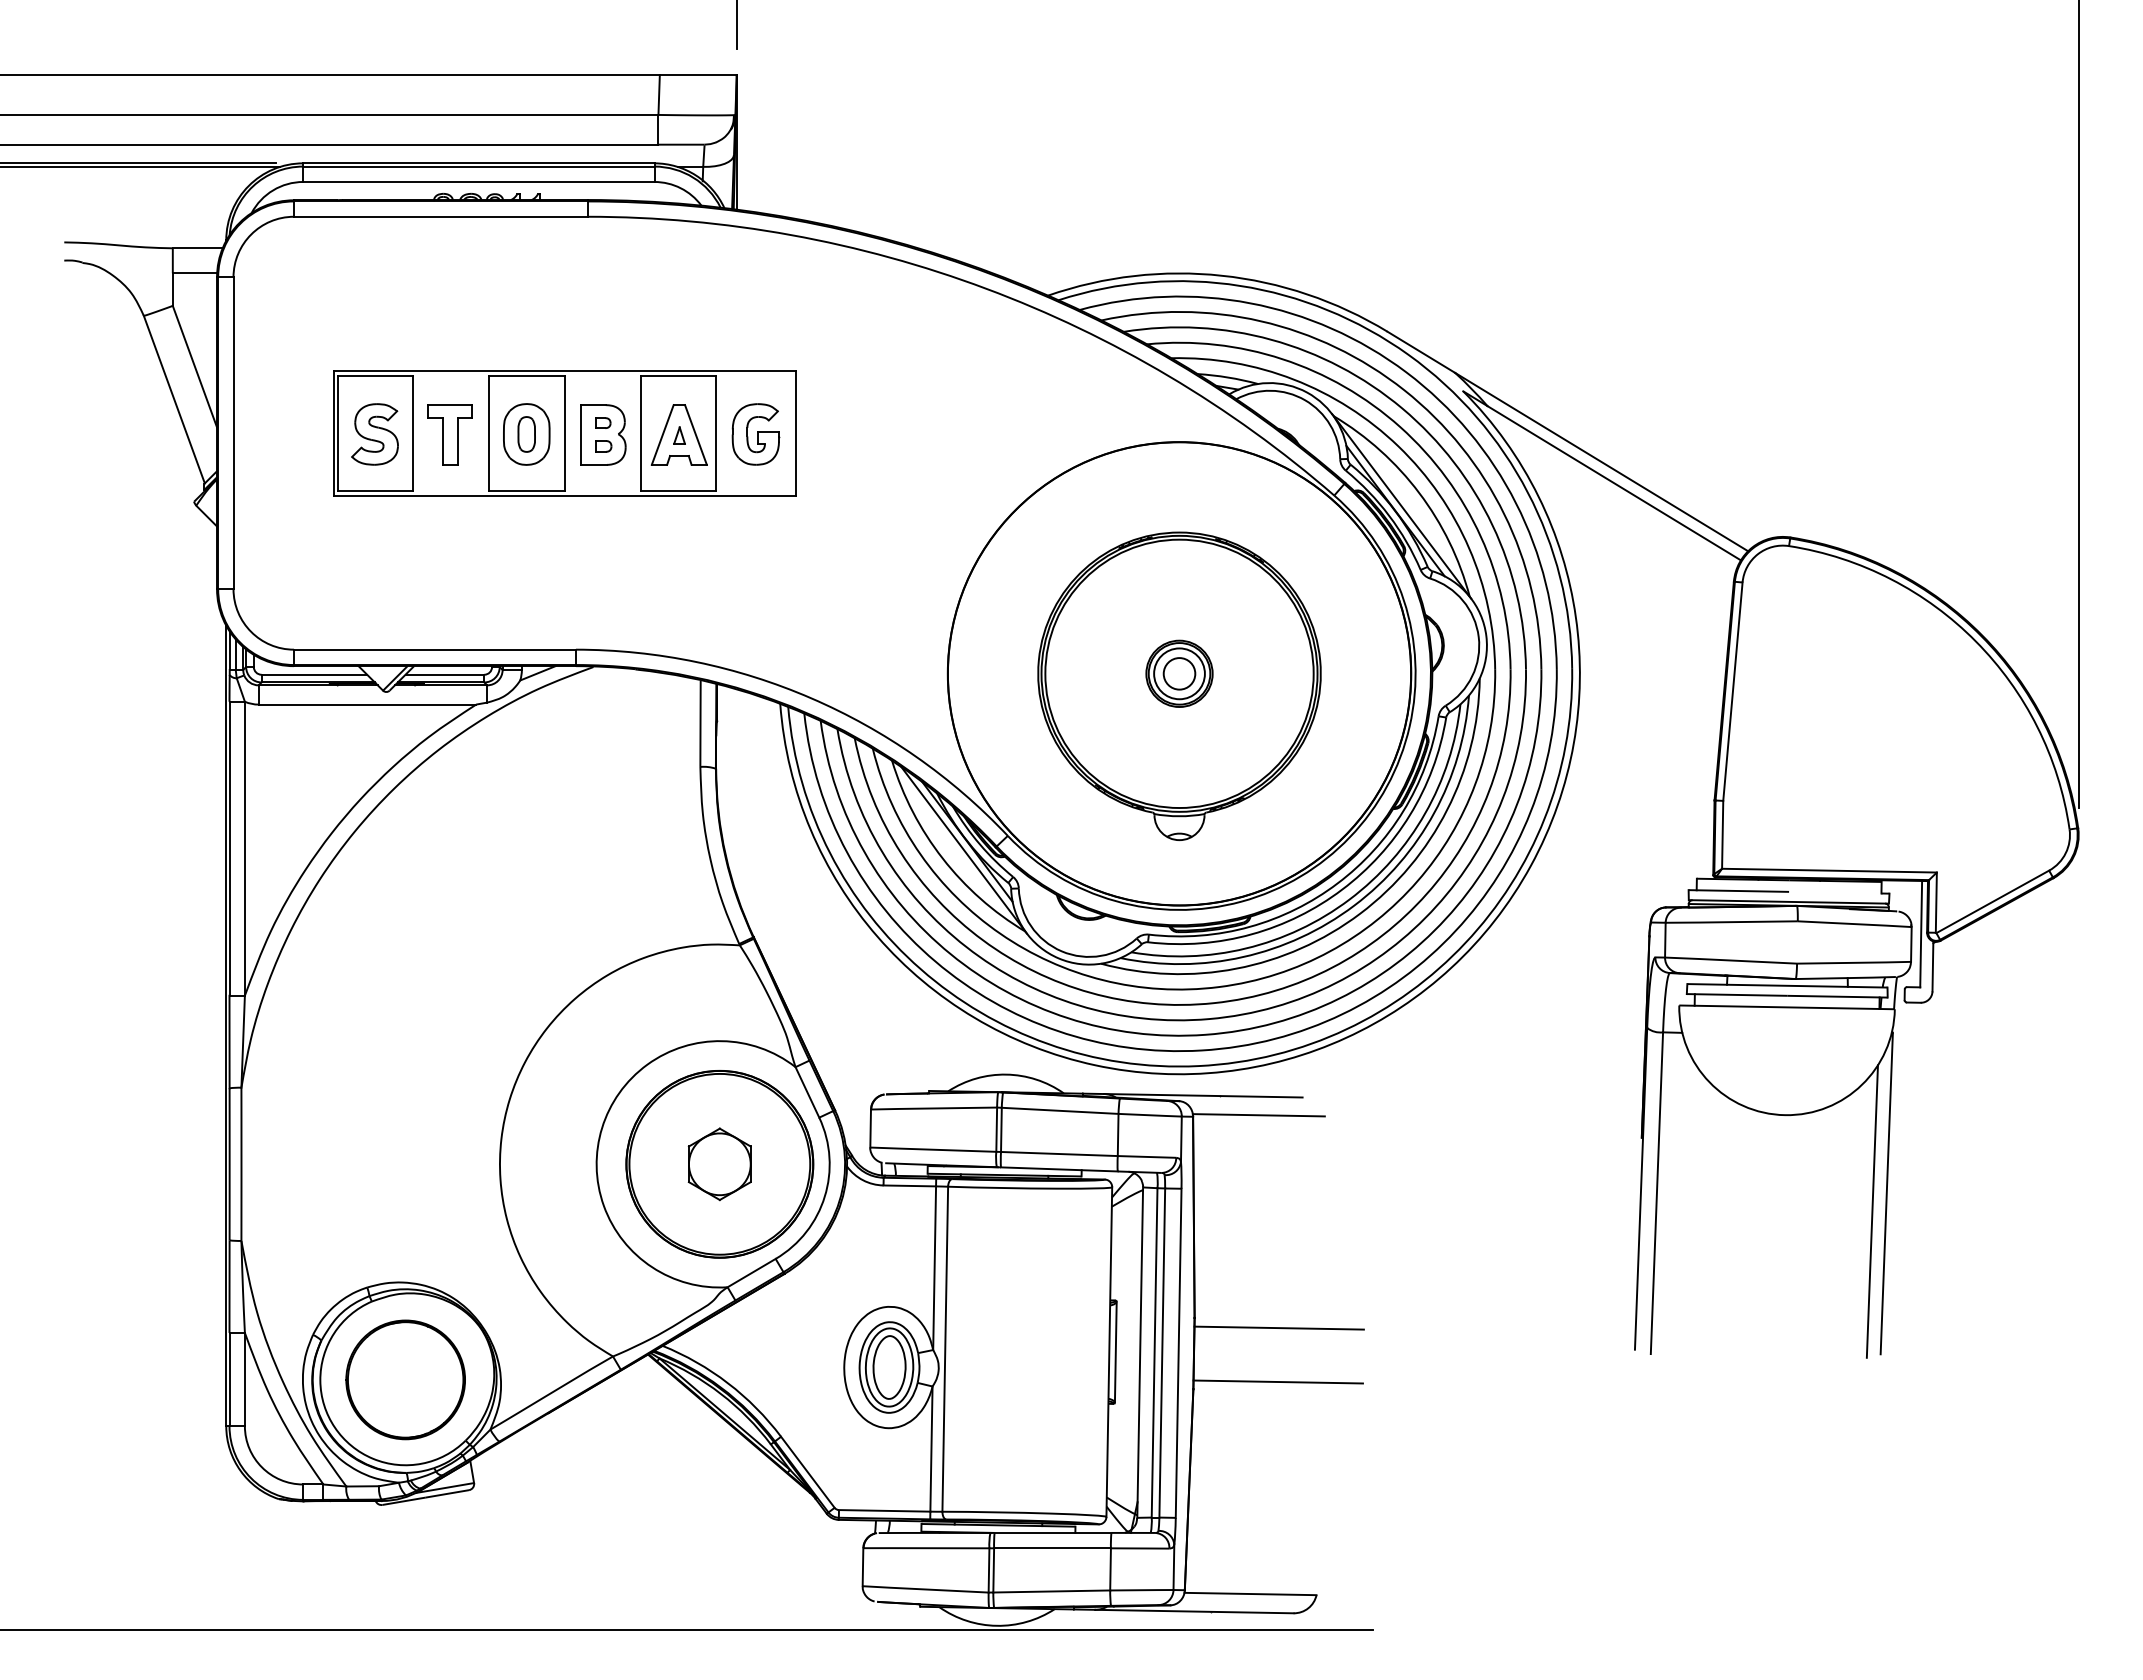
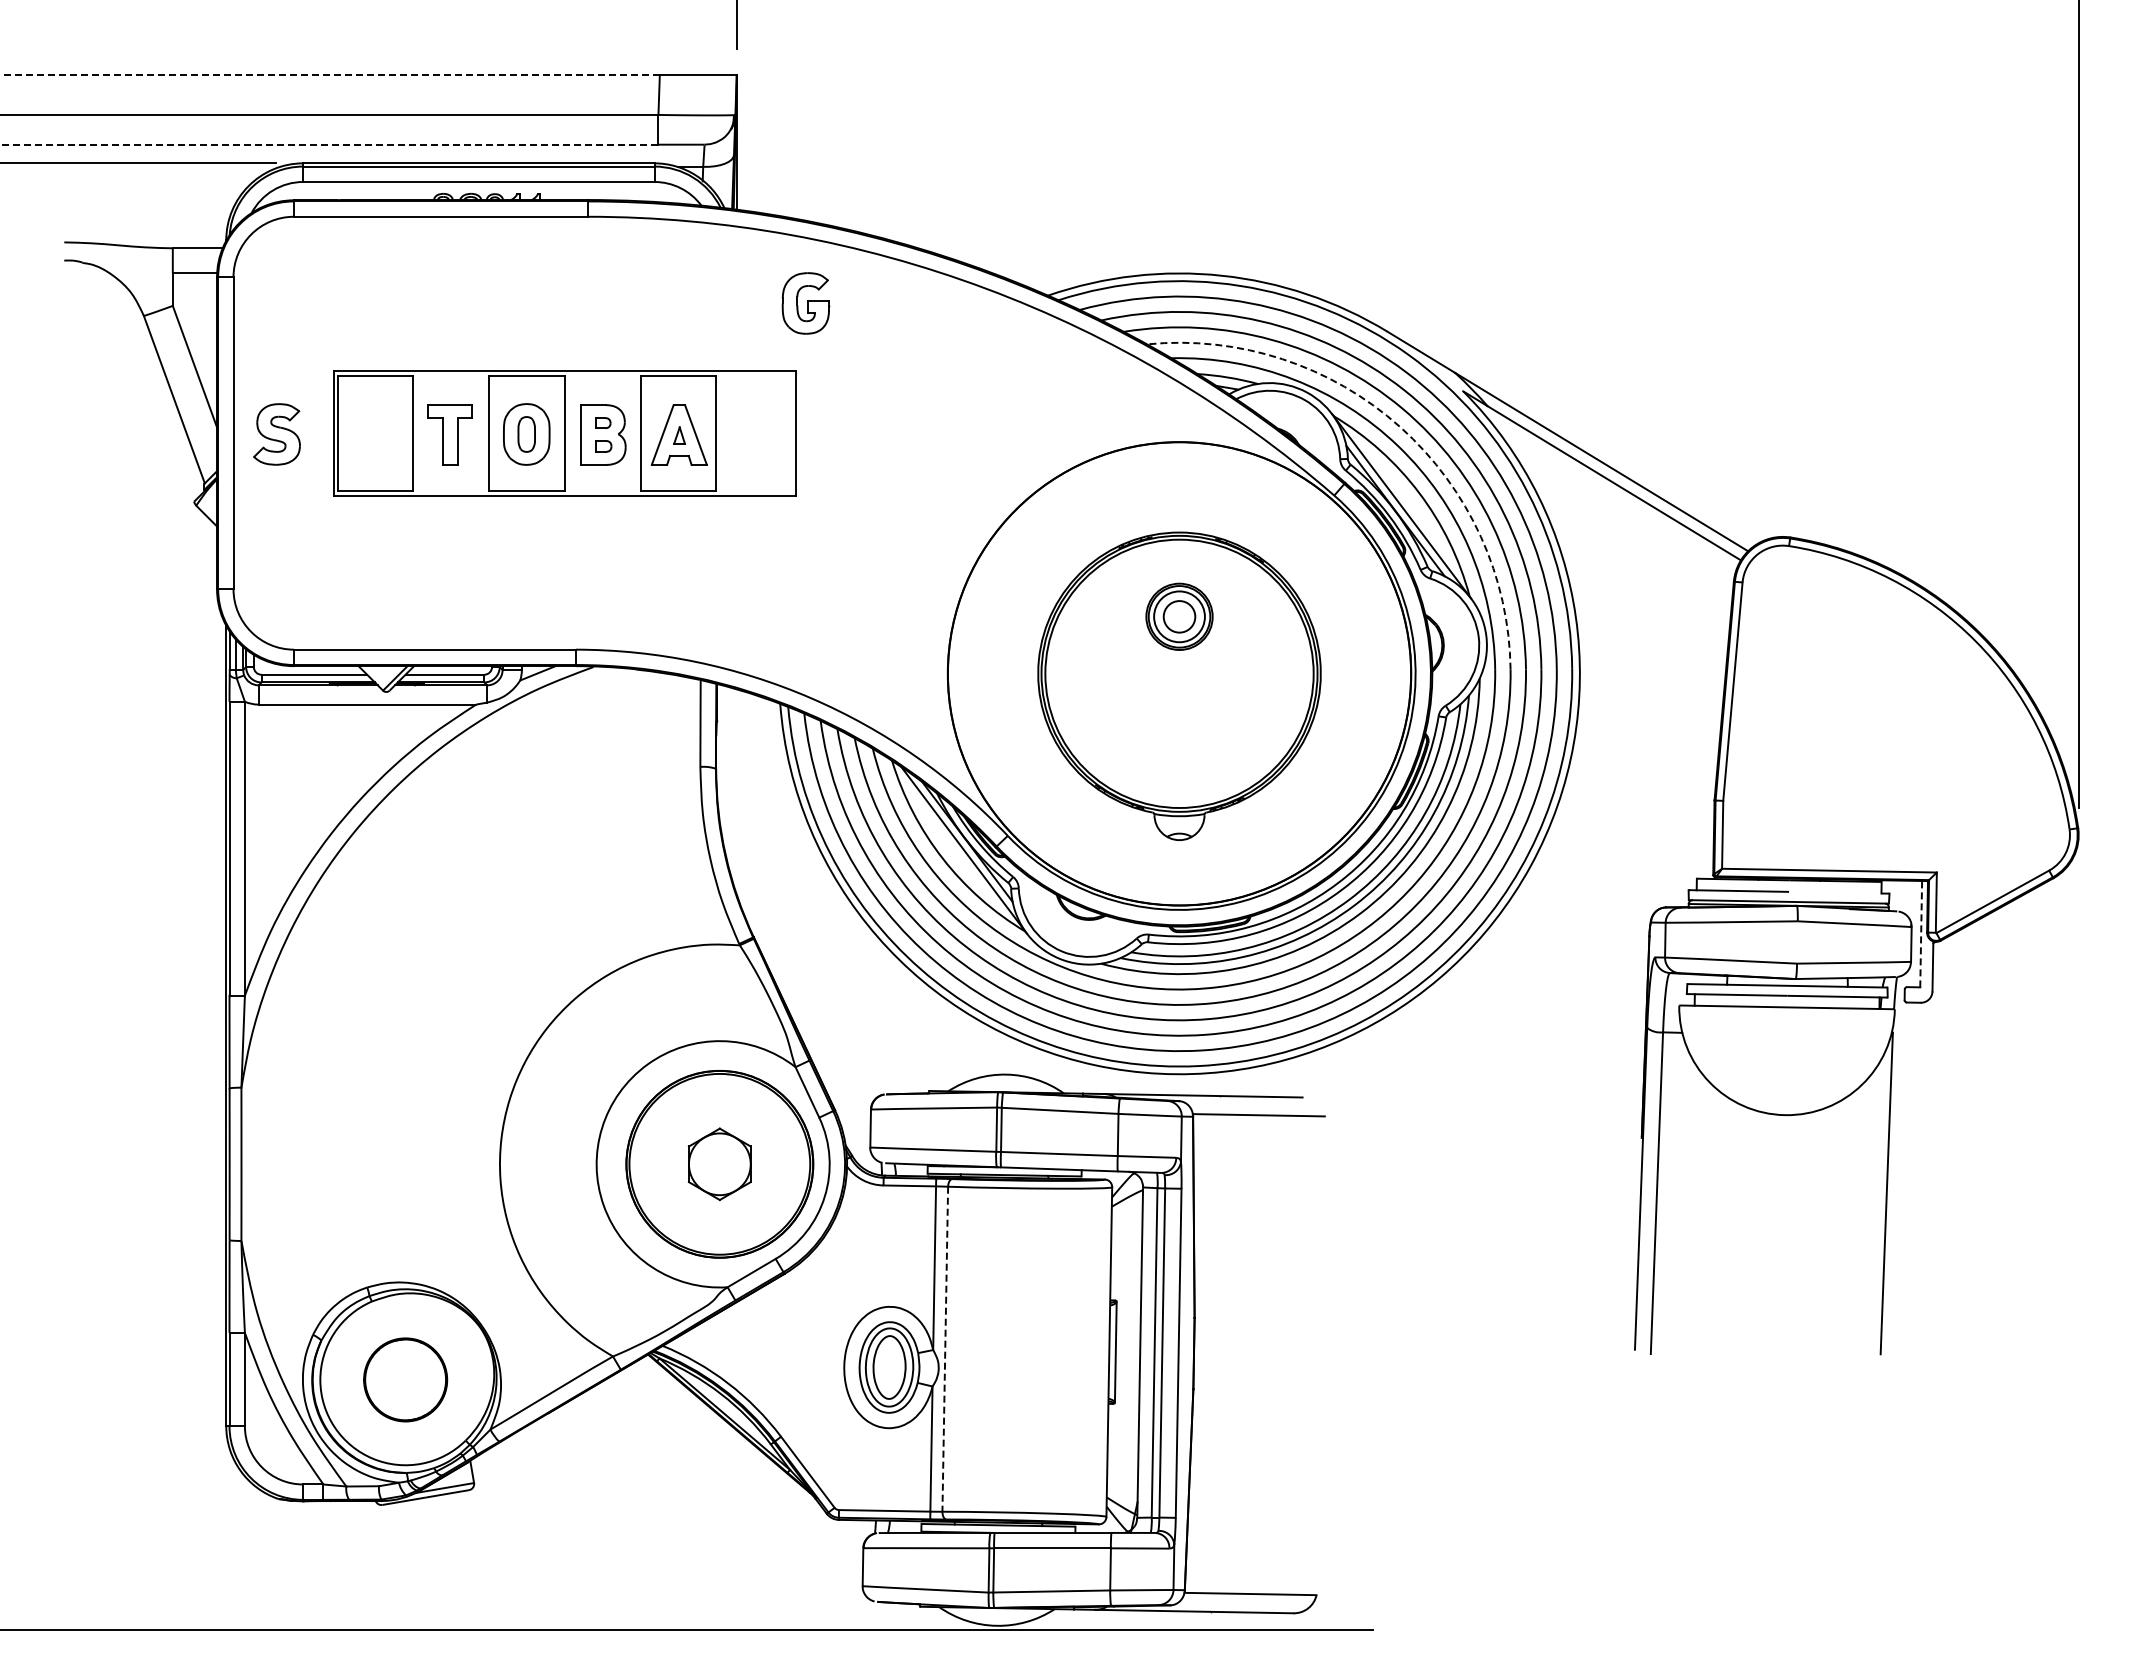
line: solid -> dashed (329, 75)
line: solid -> dashed (328, 144)
line: present -> none (141, 166)
arc: solid -> dashed (1400, 427)
part position: (374, 434) -> (276, 434) (276, 434)
part position: (755, 434) -> (805, 303) (805, 303)
part position: (1179, 673) -> (1179, 616) (1179, 616)
line: solid -> dashed (1921, 933)
line: present -> none (1871, 1211)
line: present -> none (1278, 1327)
line: solid -> dashed (945, 1349)
part size: 121x122 px -> 86x86 px (405, 1379)
line: present -> none (1277, 1381)
